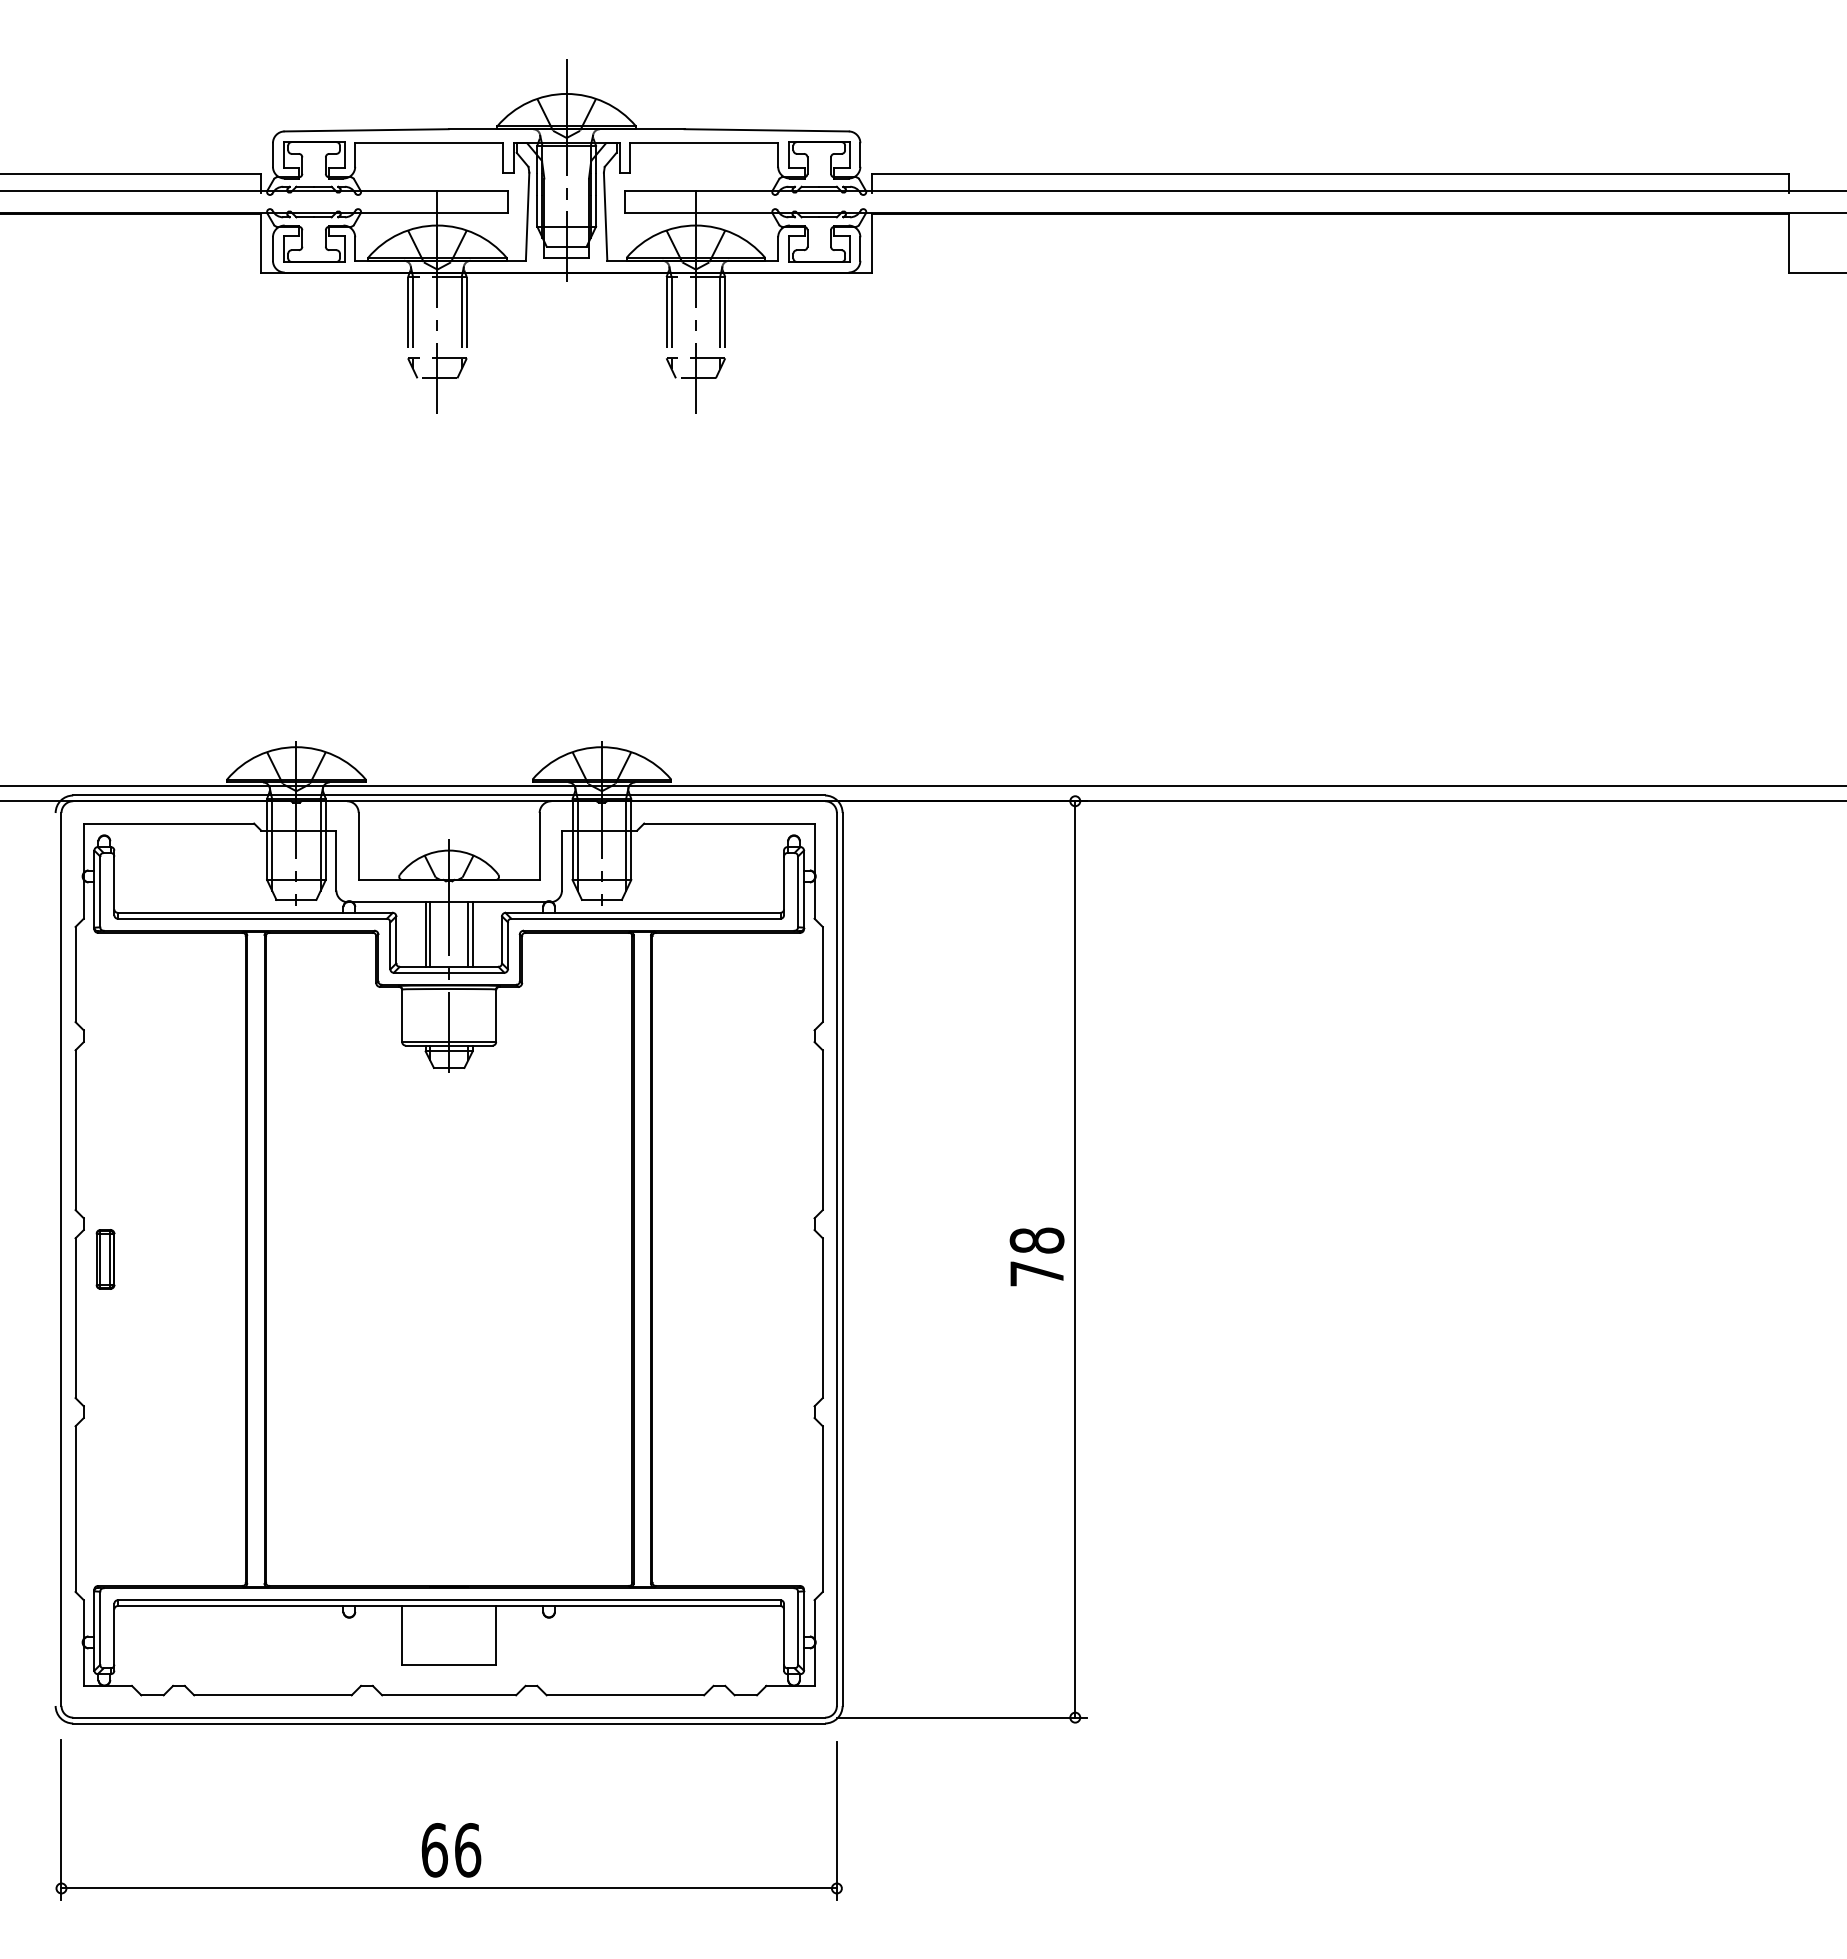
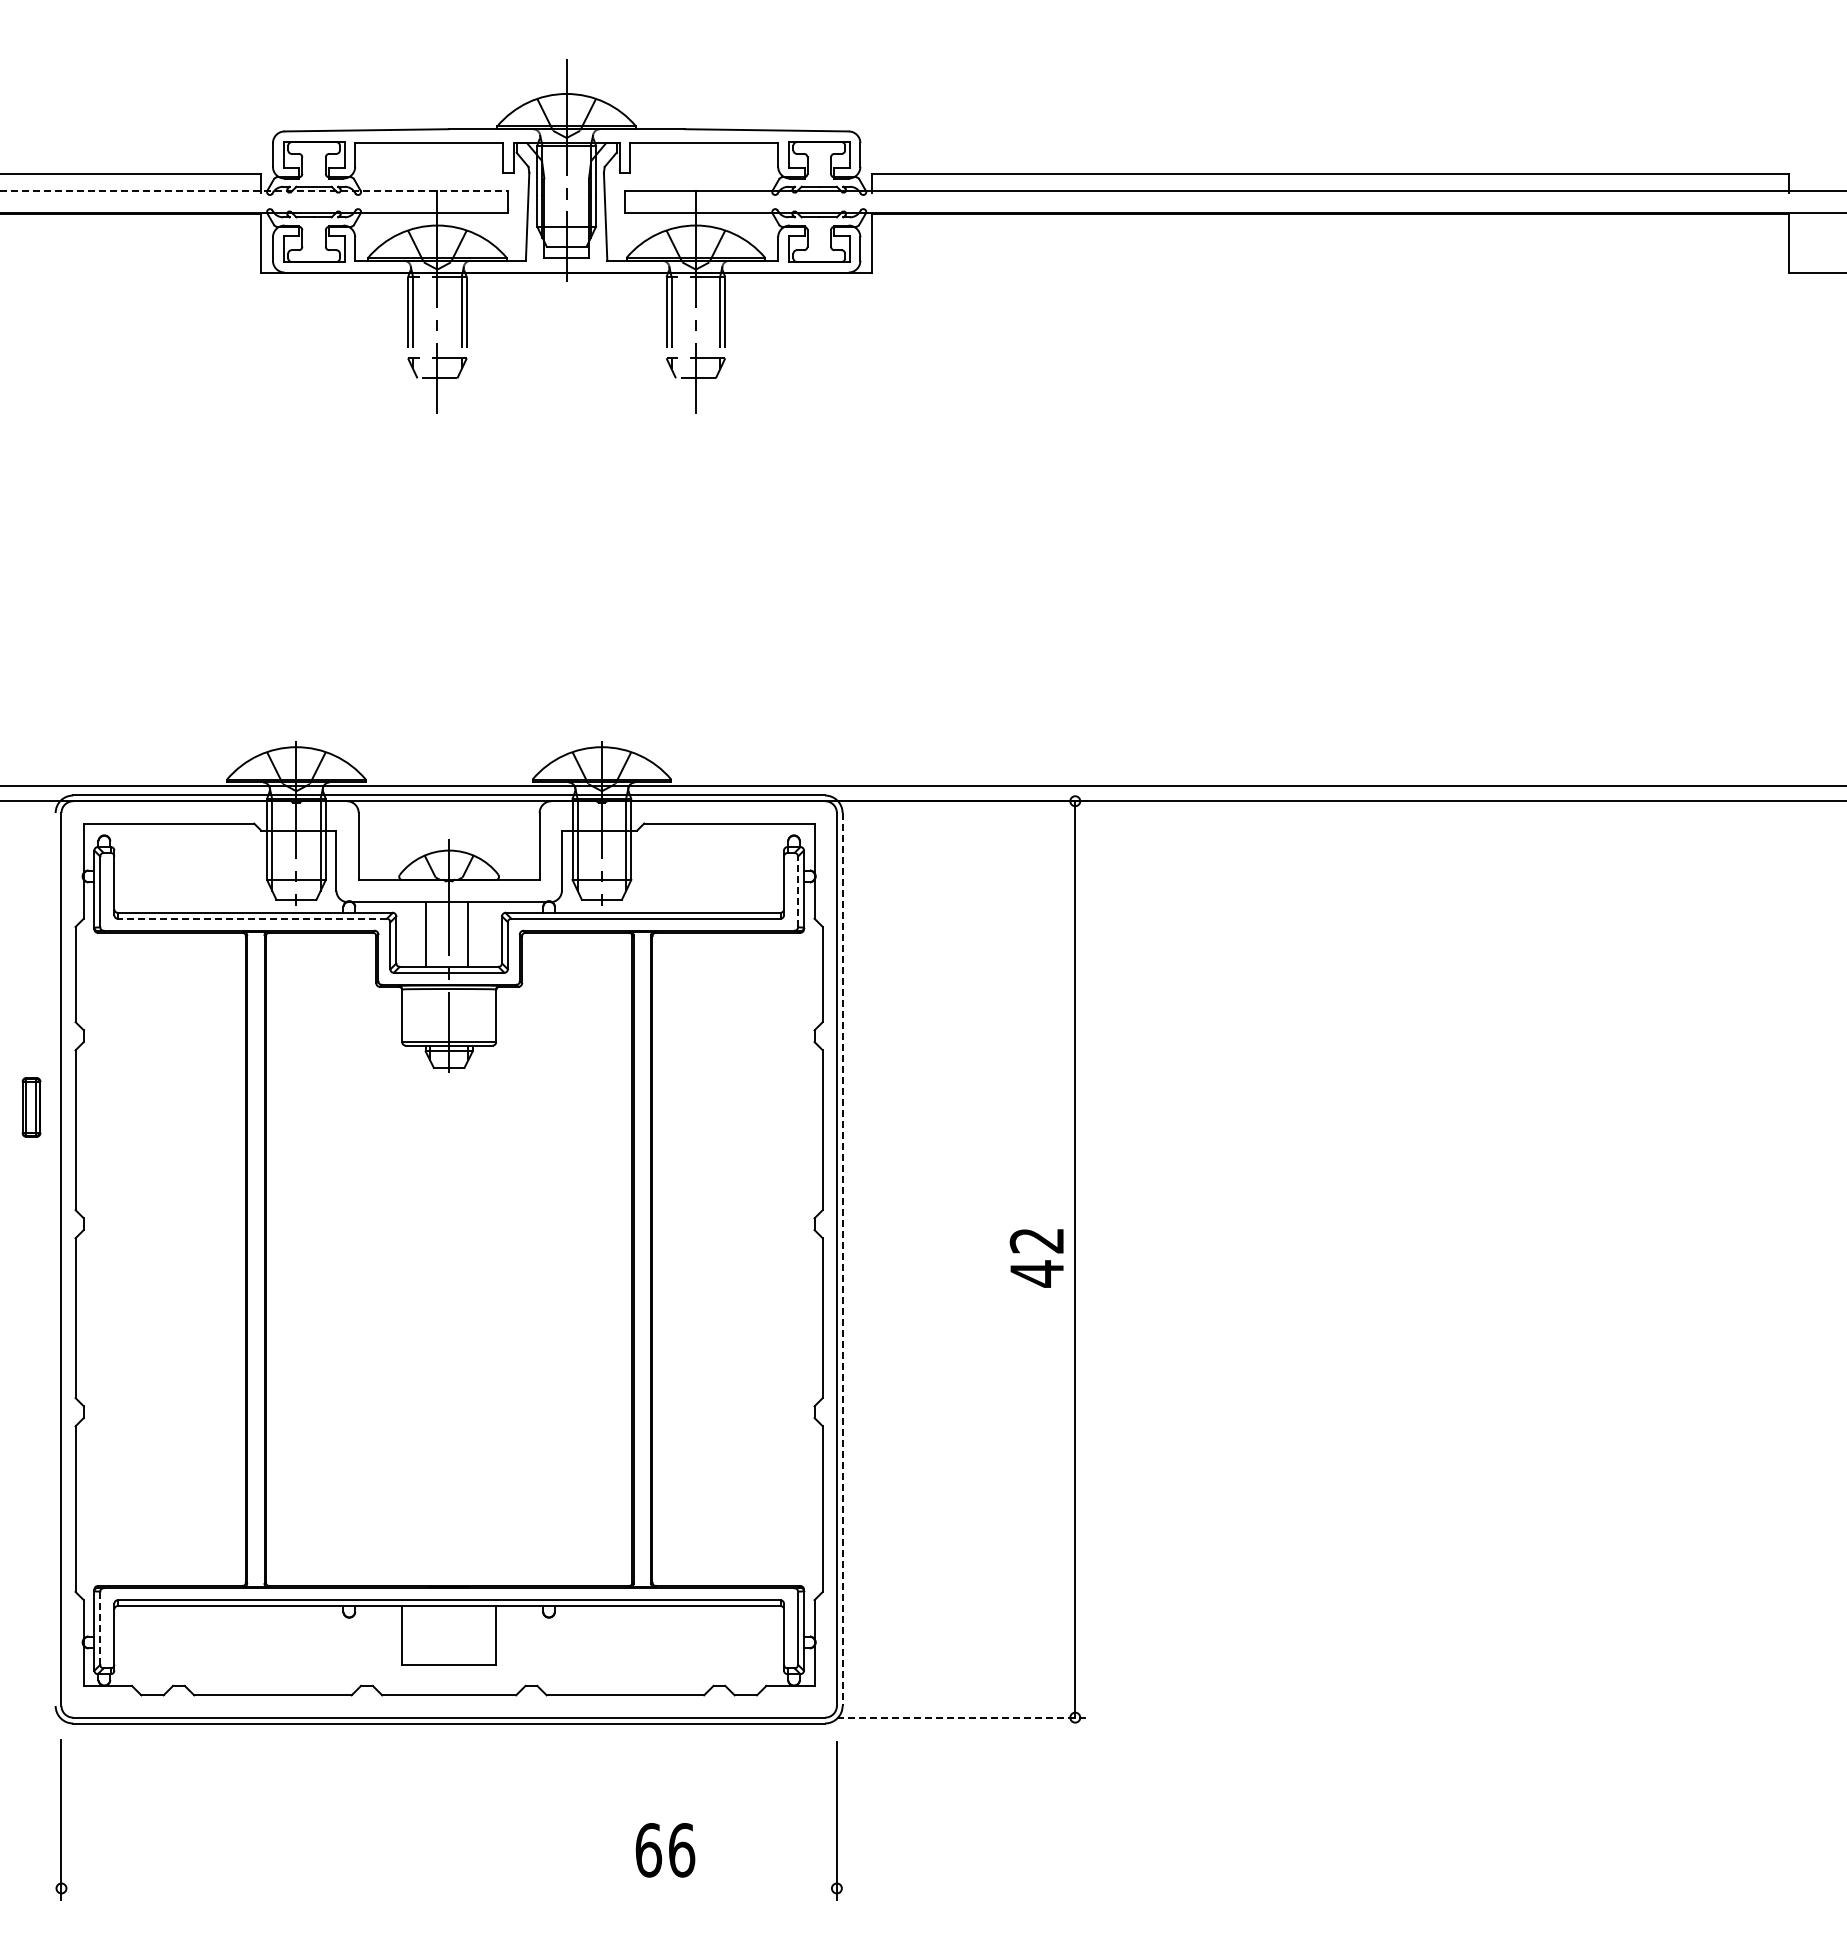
line: solid -> dashed (254, 191)
line: solid -> dashed (798, 891)
line: solid -> dashed (252, 918)
line: present -> none (430, 934)
line: present -> none (472, 934)
text: 78 -> 42 (1036, 1257)
part position: (105, 1259) -> (31, 1107) (31, 1107)
line: solid -> dashed (842, 1259)
line: solid -> dashed (100, 1628)
line: solid -> dashed (962, 1717)
text position: (451, 1850) -> (665, 1850) (665, 1850)
line: present -> none (448, 1888)
